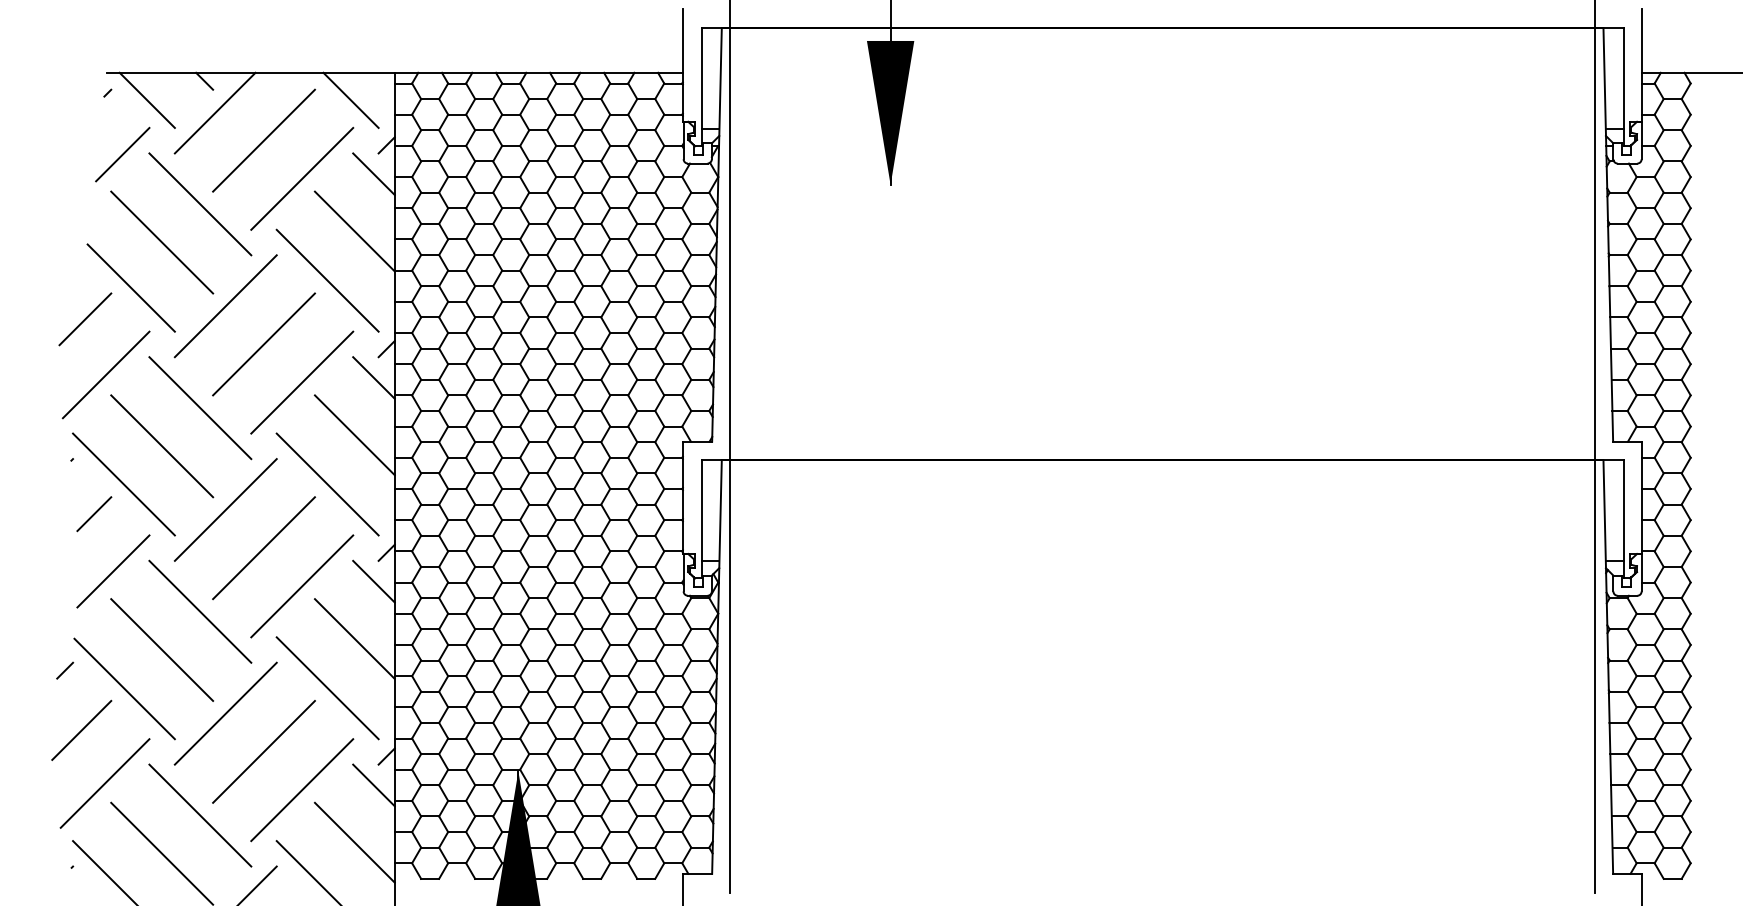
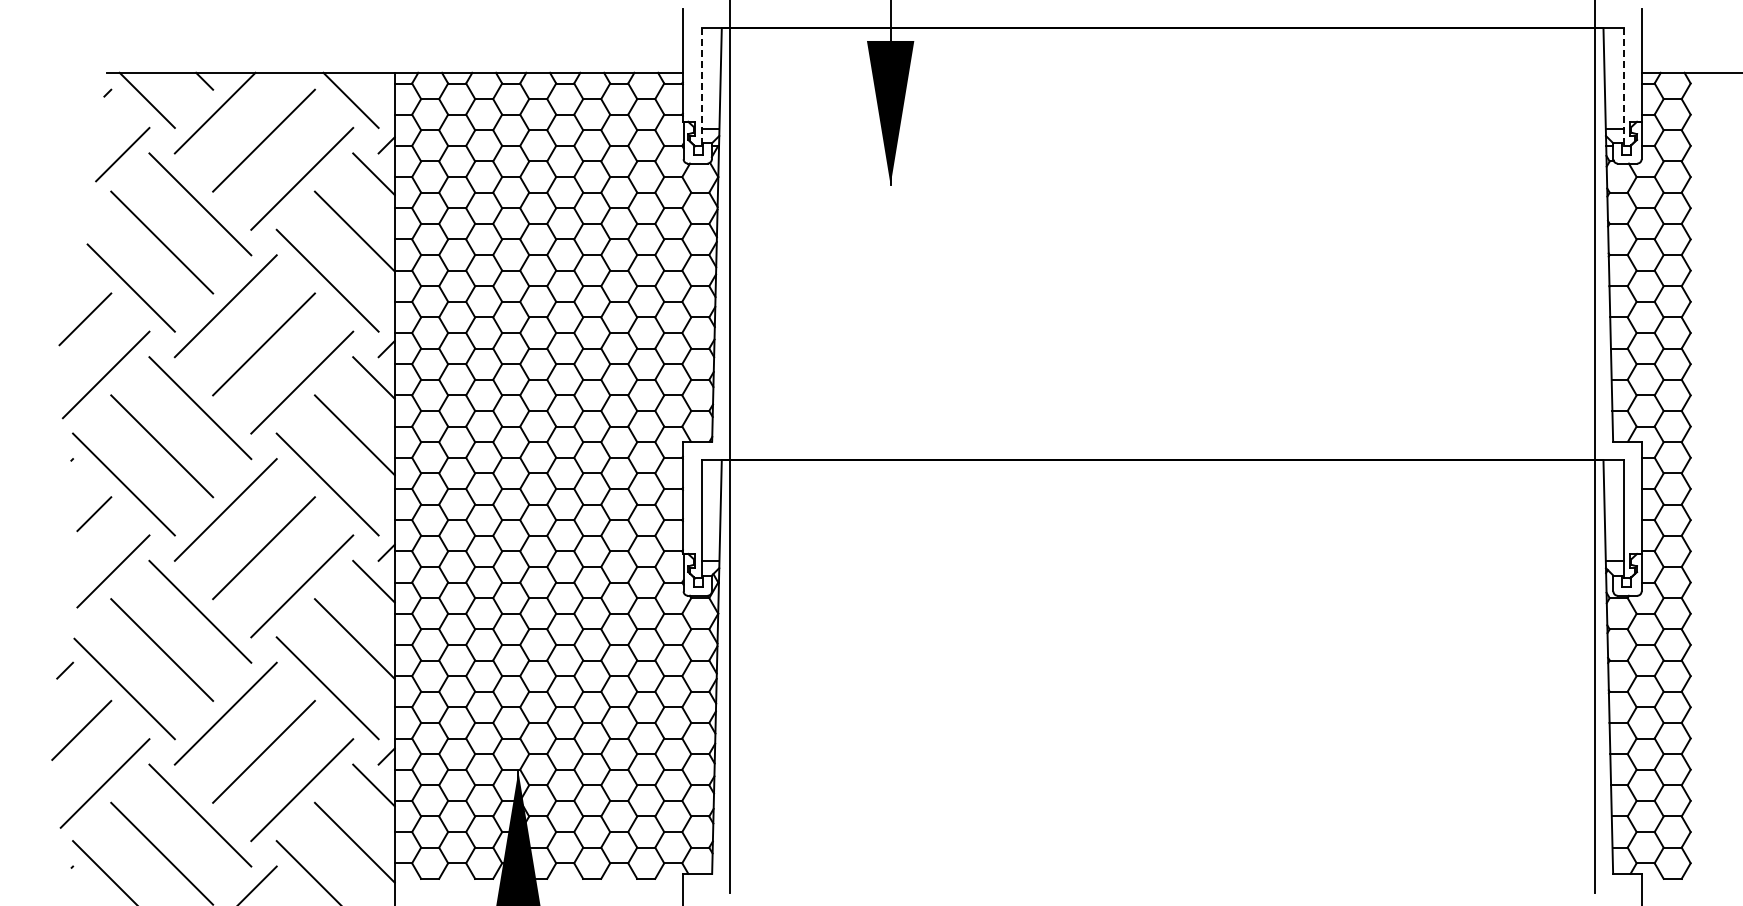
line: solid -> dashed (701, 87)
line: solid -> dashed (1623, 87)
